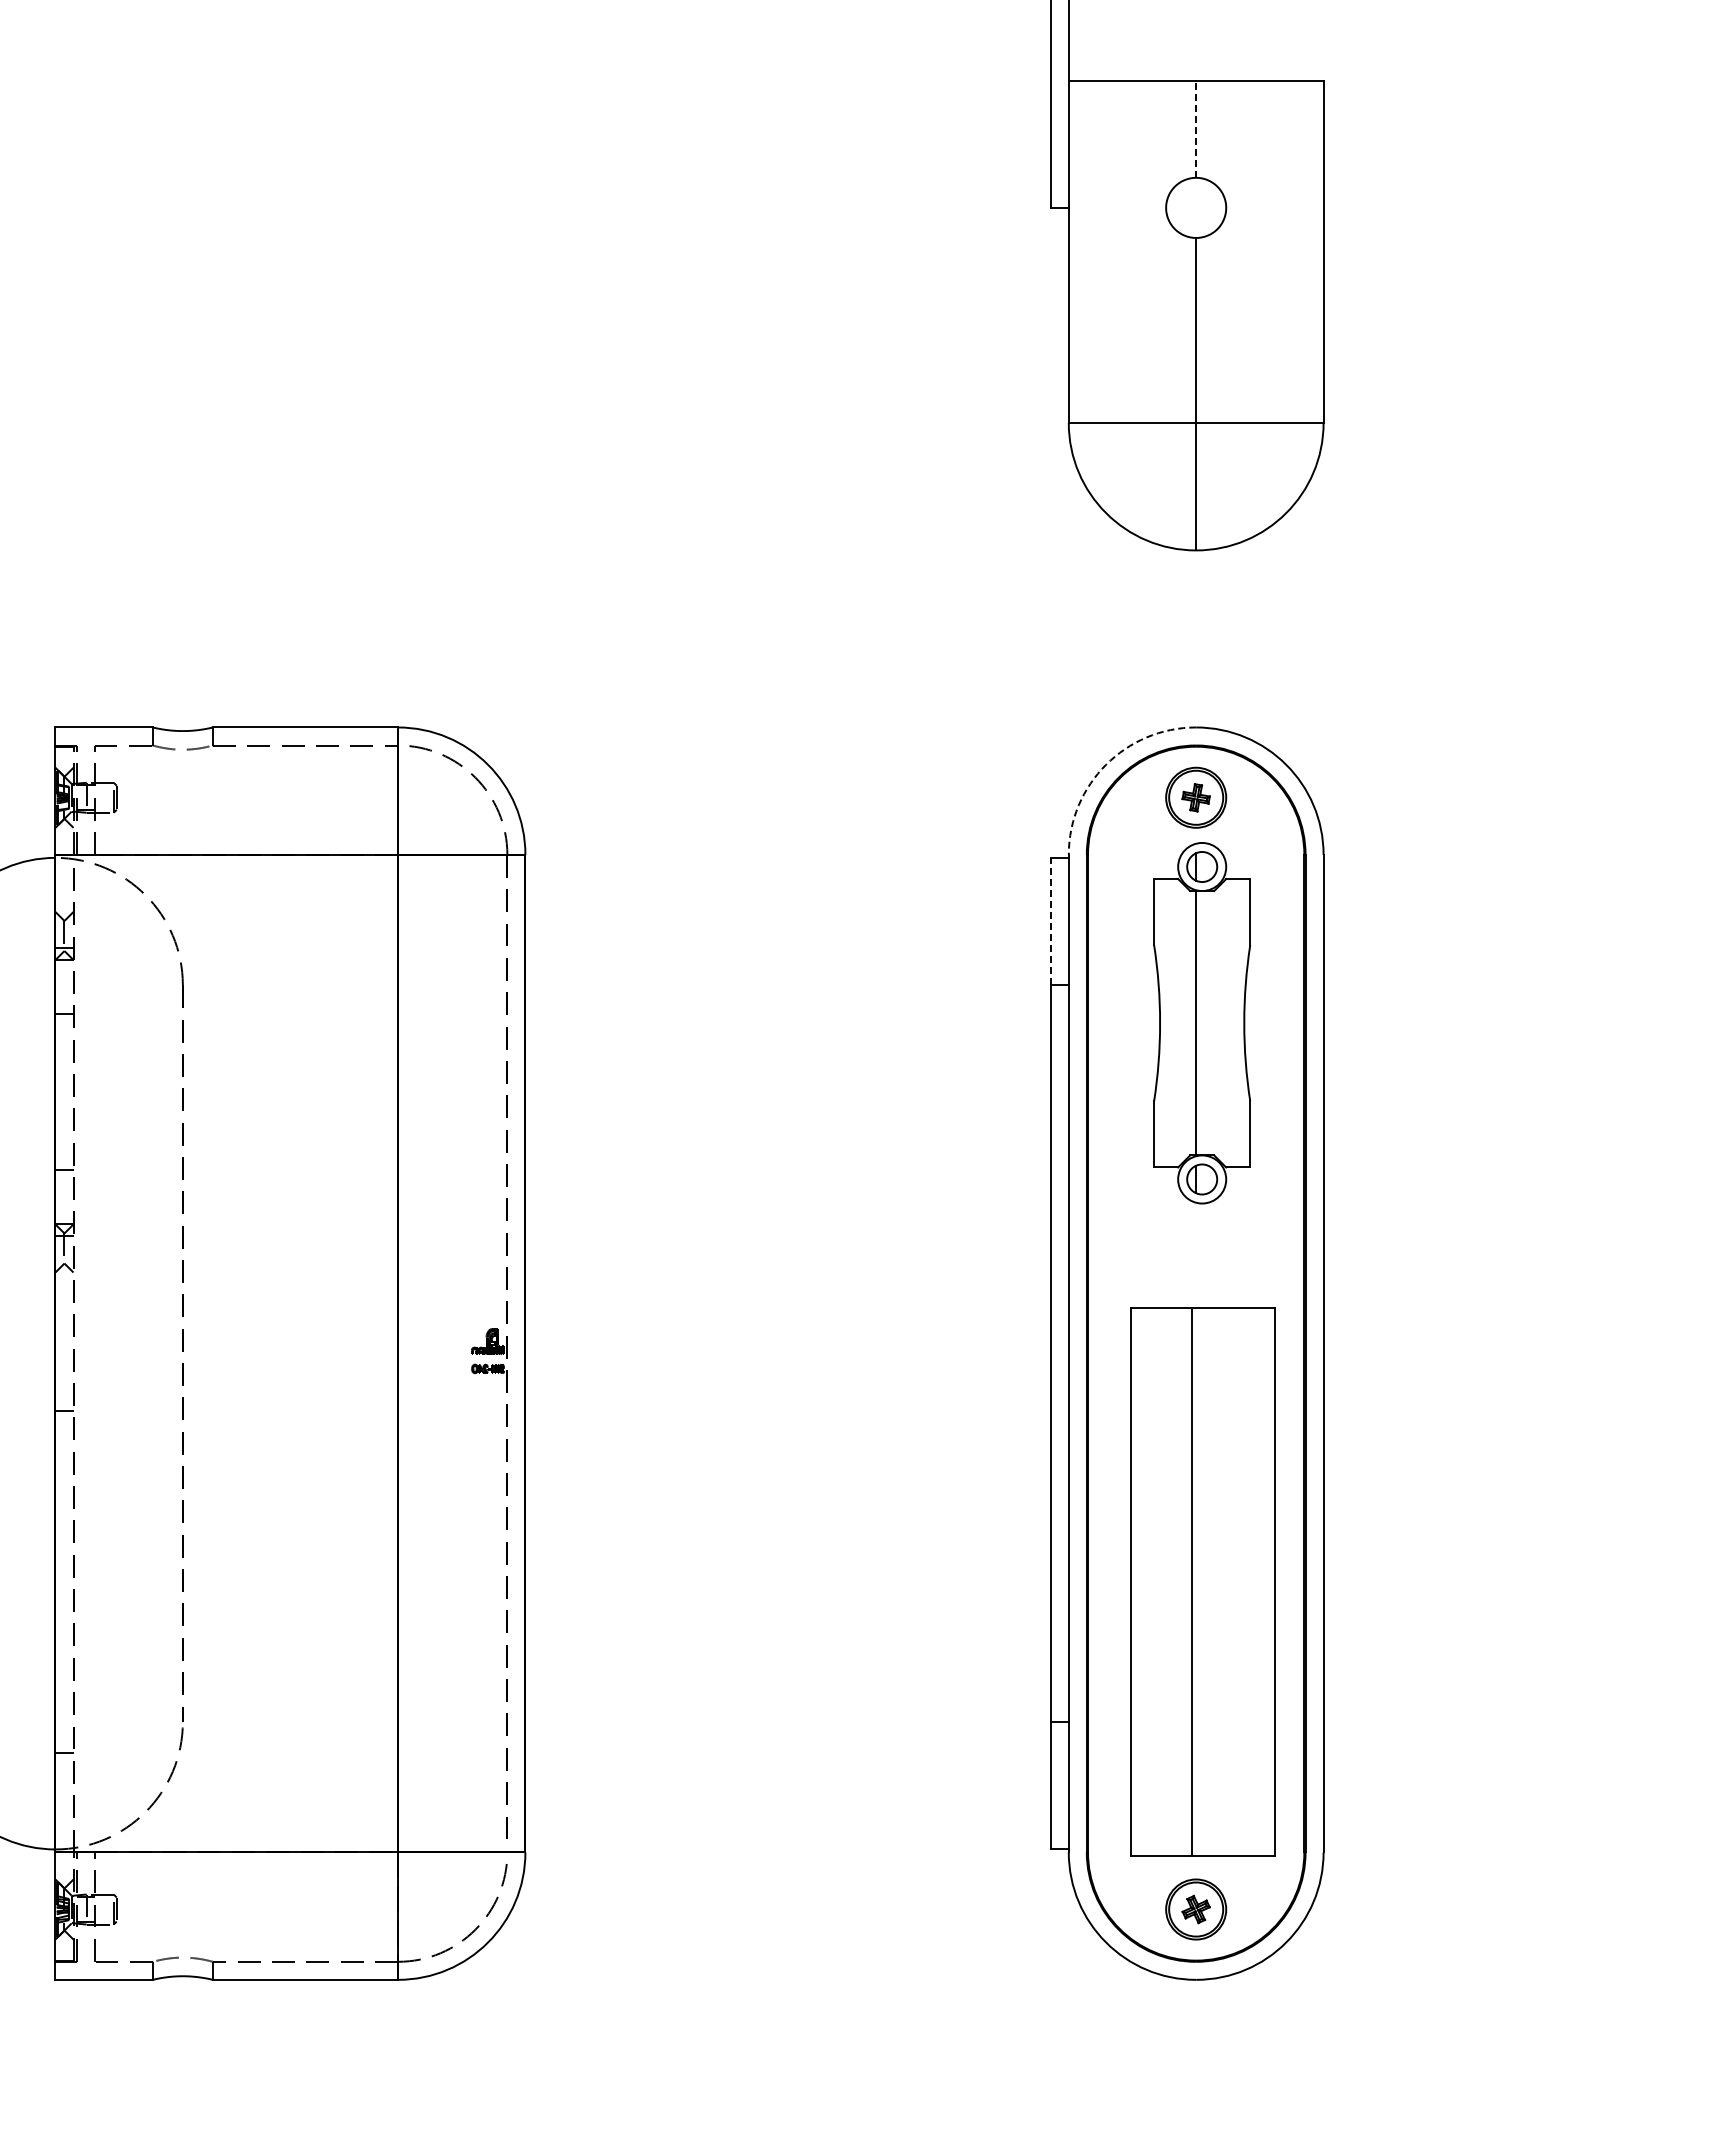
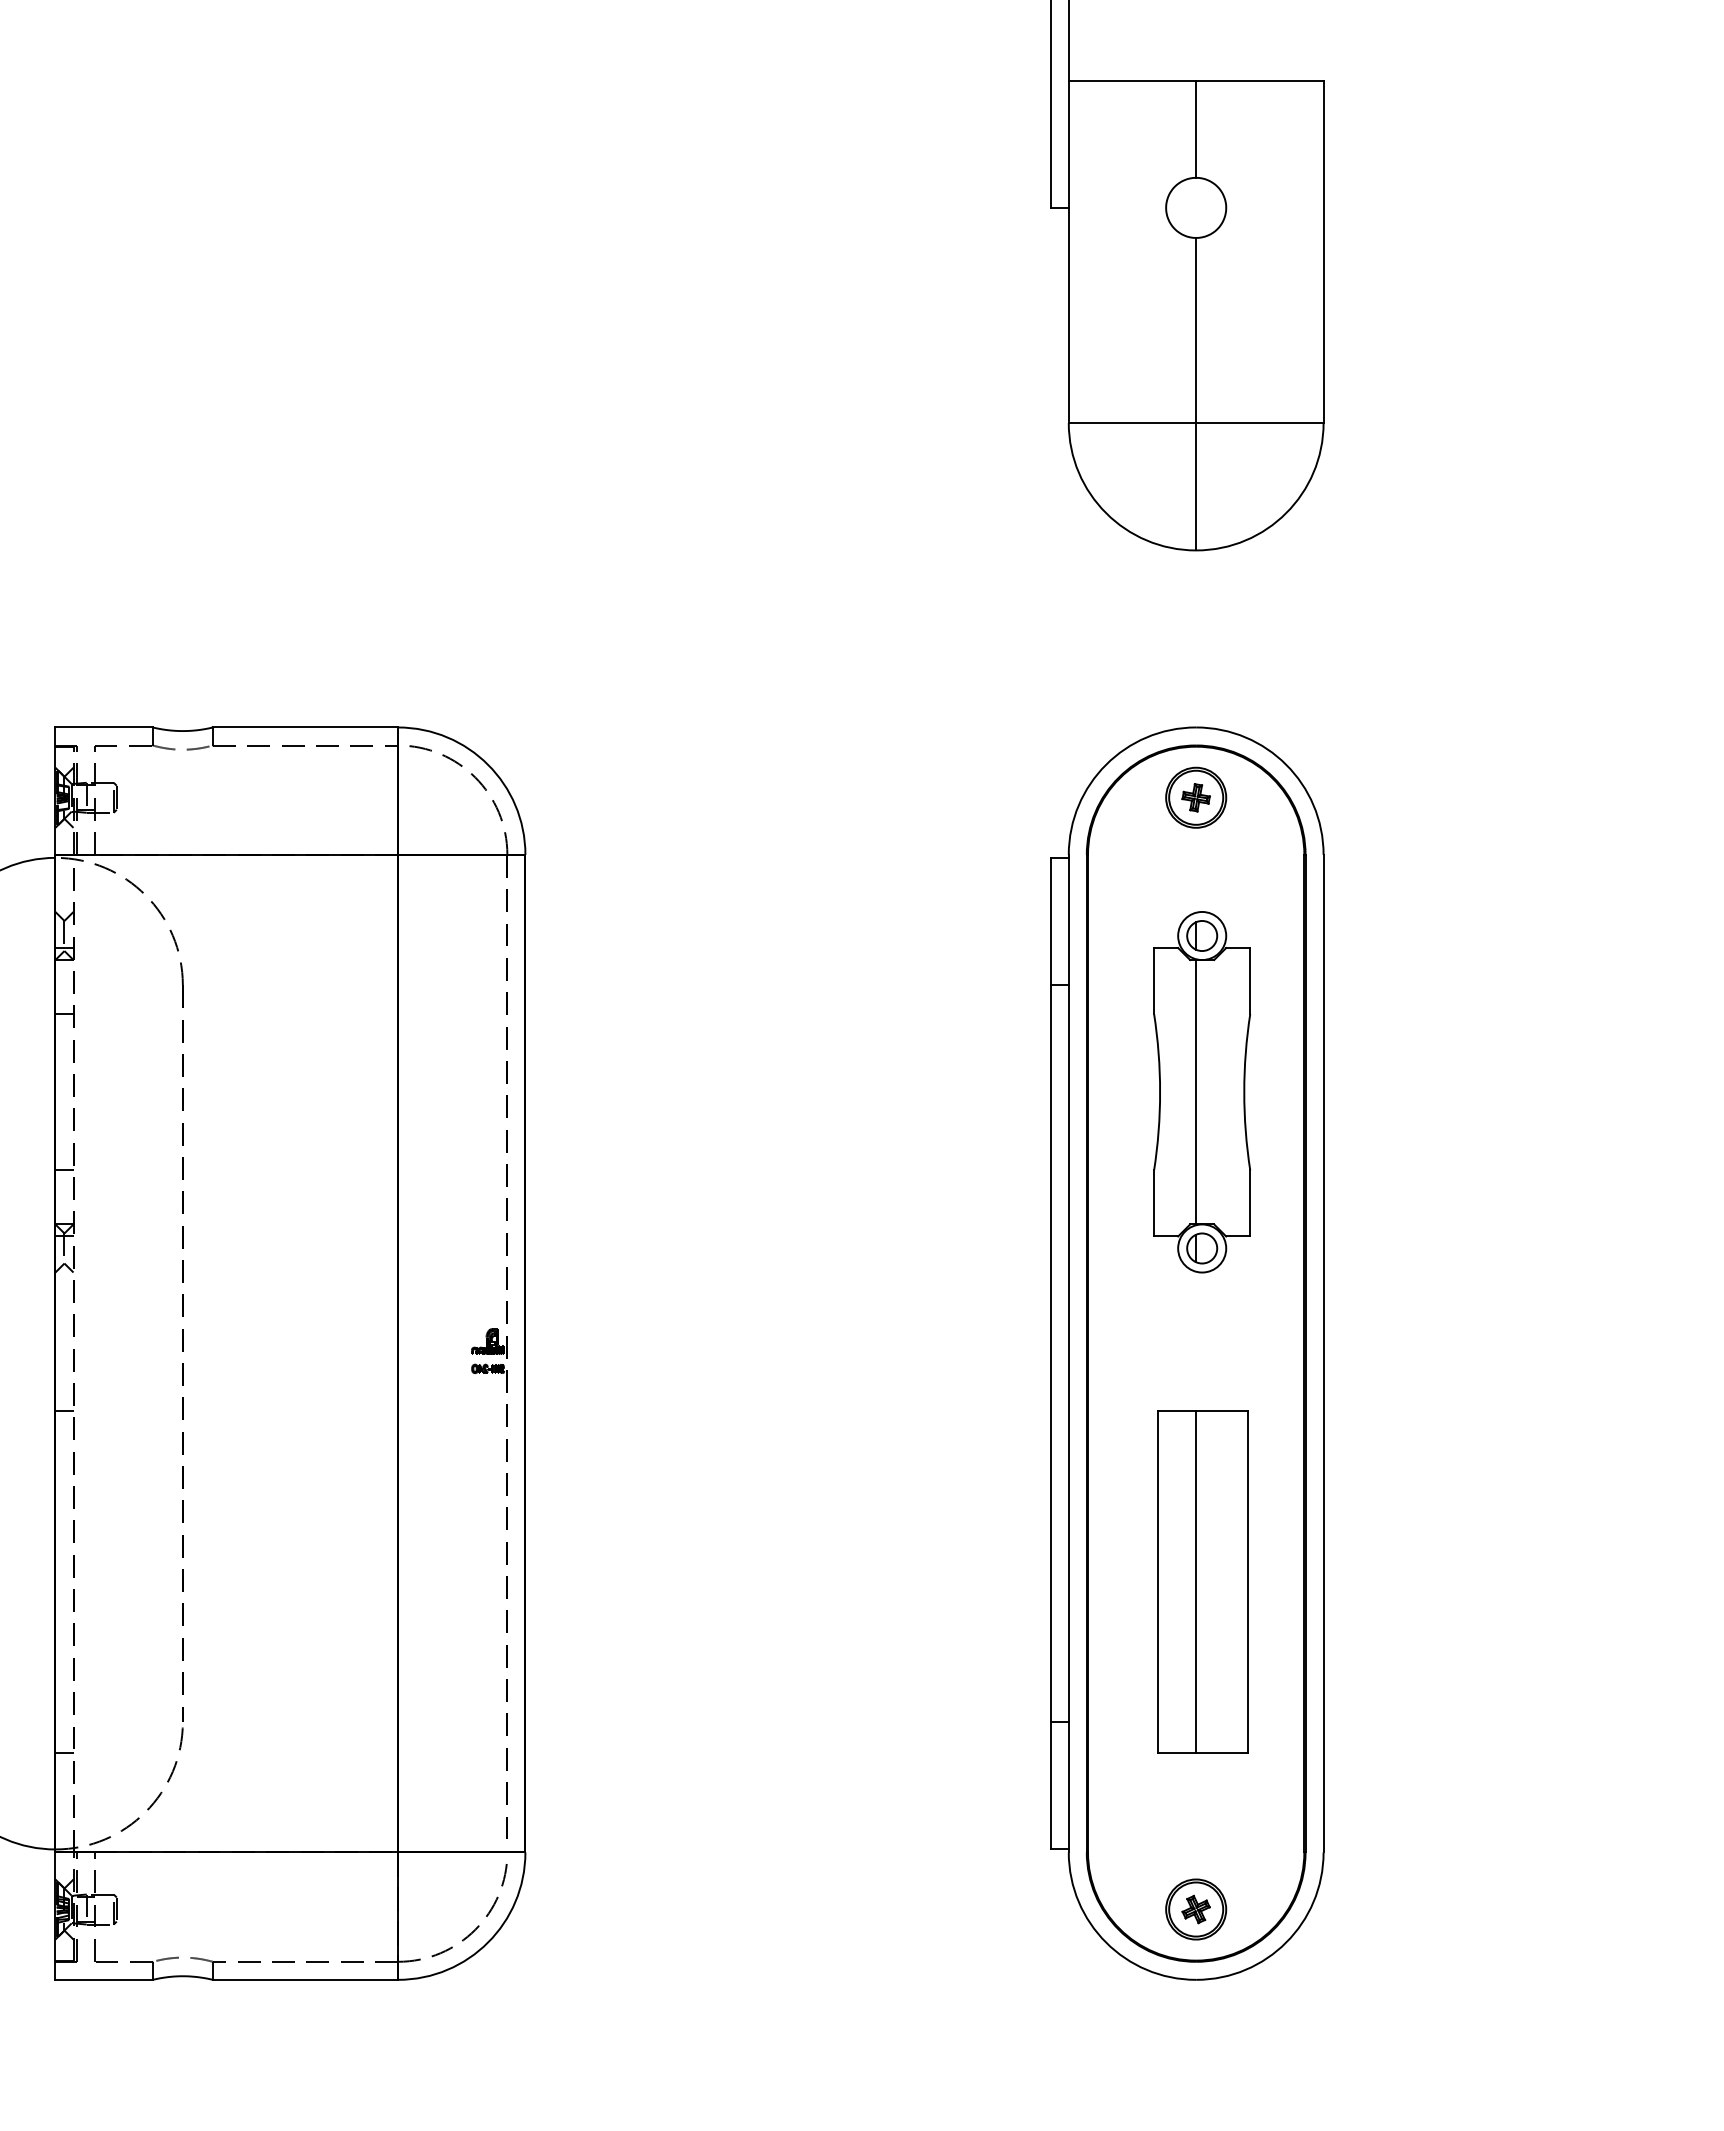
line: dashed -> solid (1196, 129)
arc: dashed -> solid (1106, 764)
line: dashed -> solid (1050, 921)
part position: (1202, 1023) -> (1202, 1092) (1202, 1092)
part size: 146x550 px -> 92x344 px (1202, 1581)
